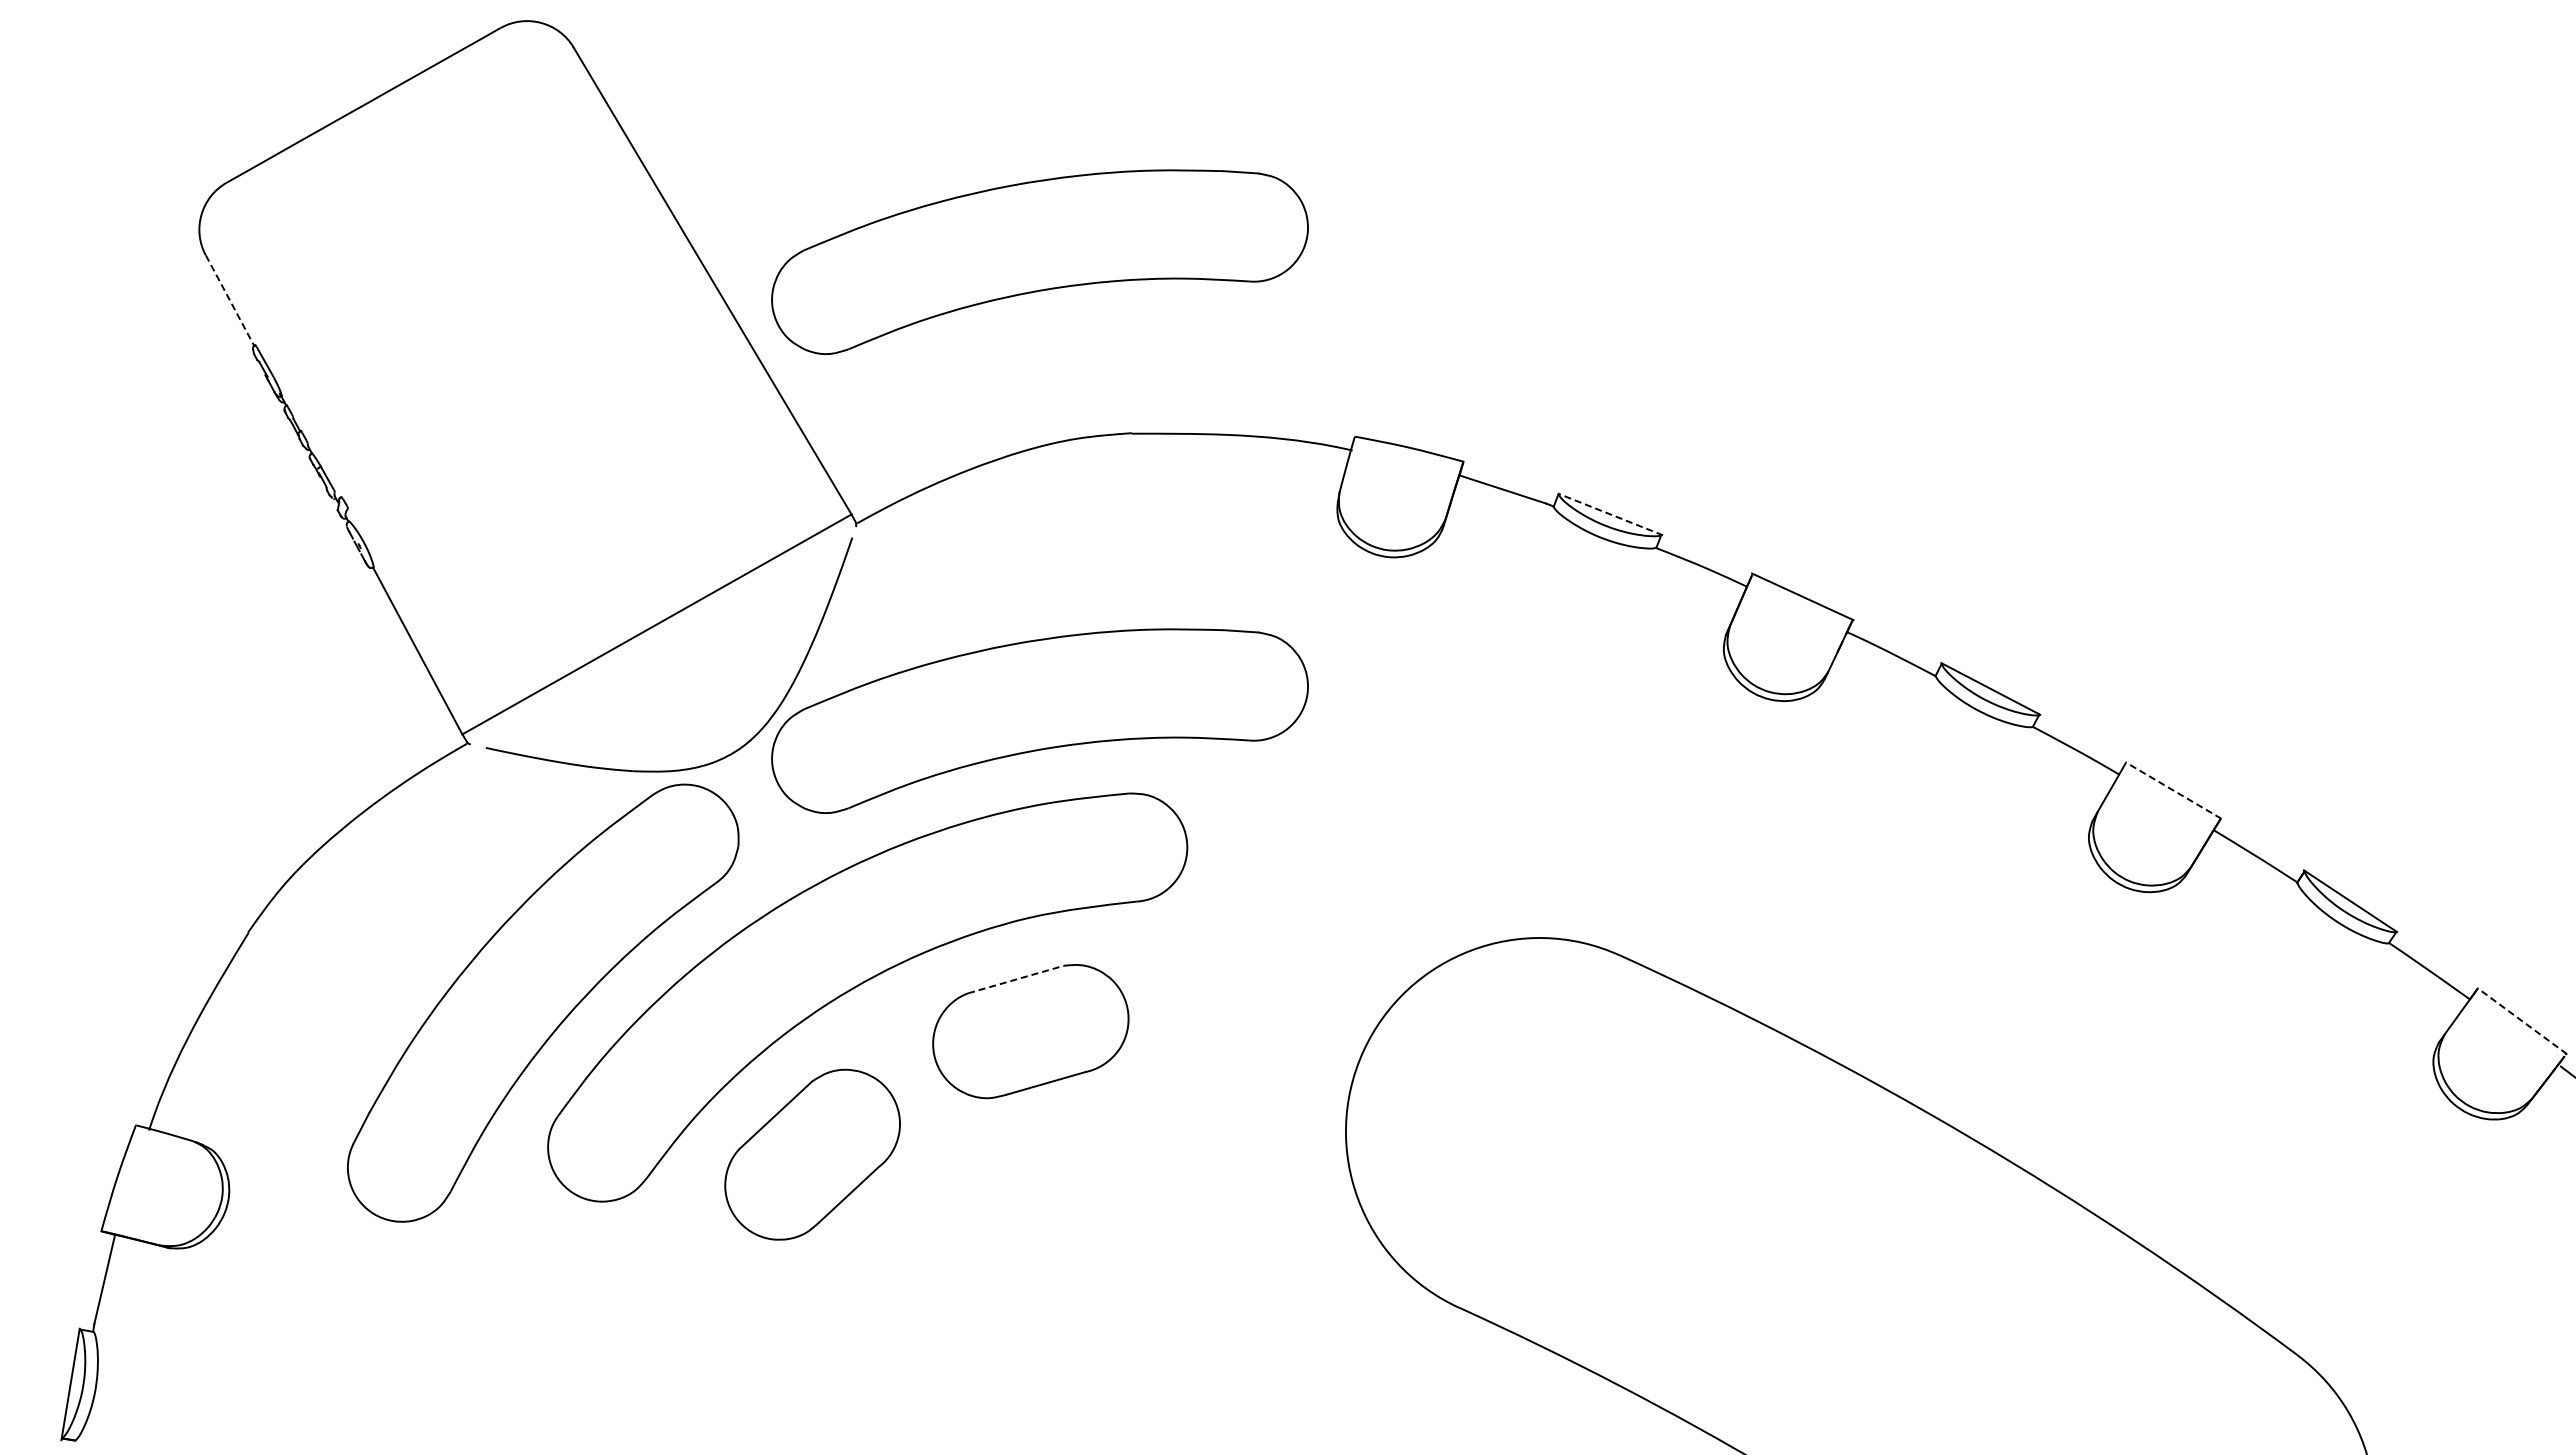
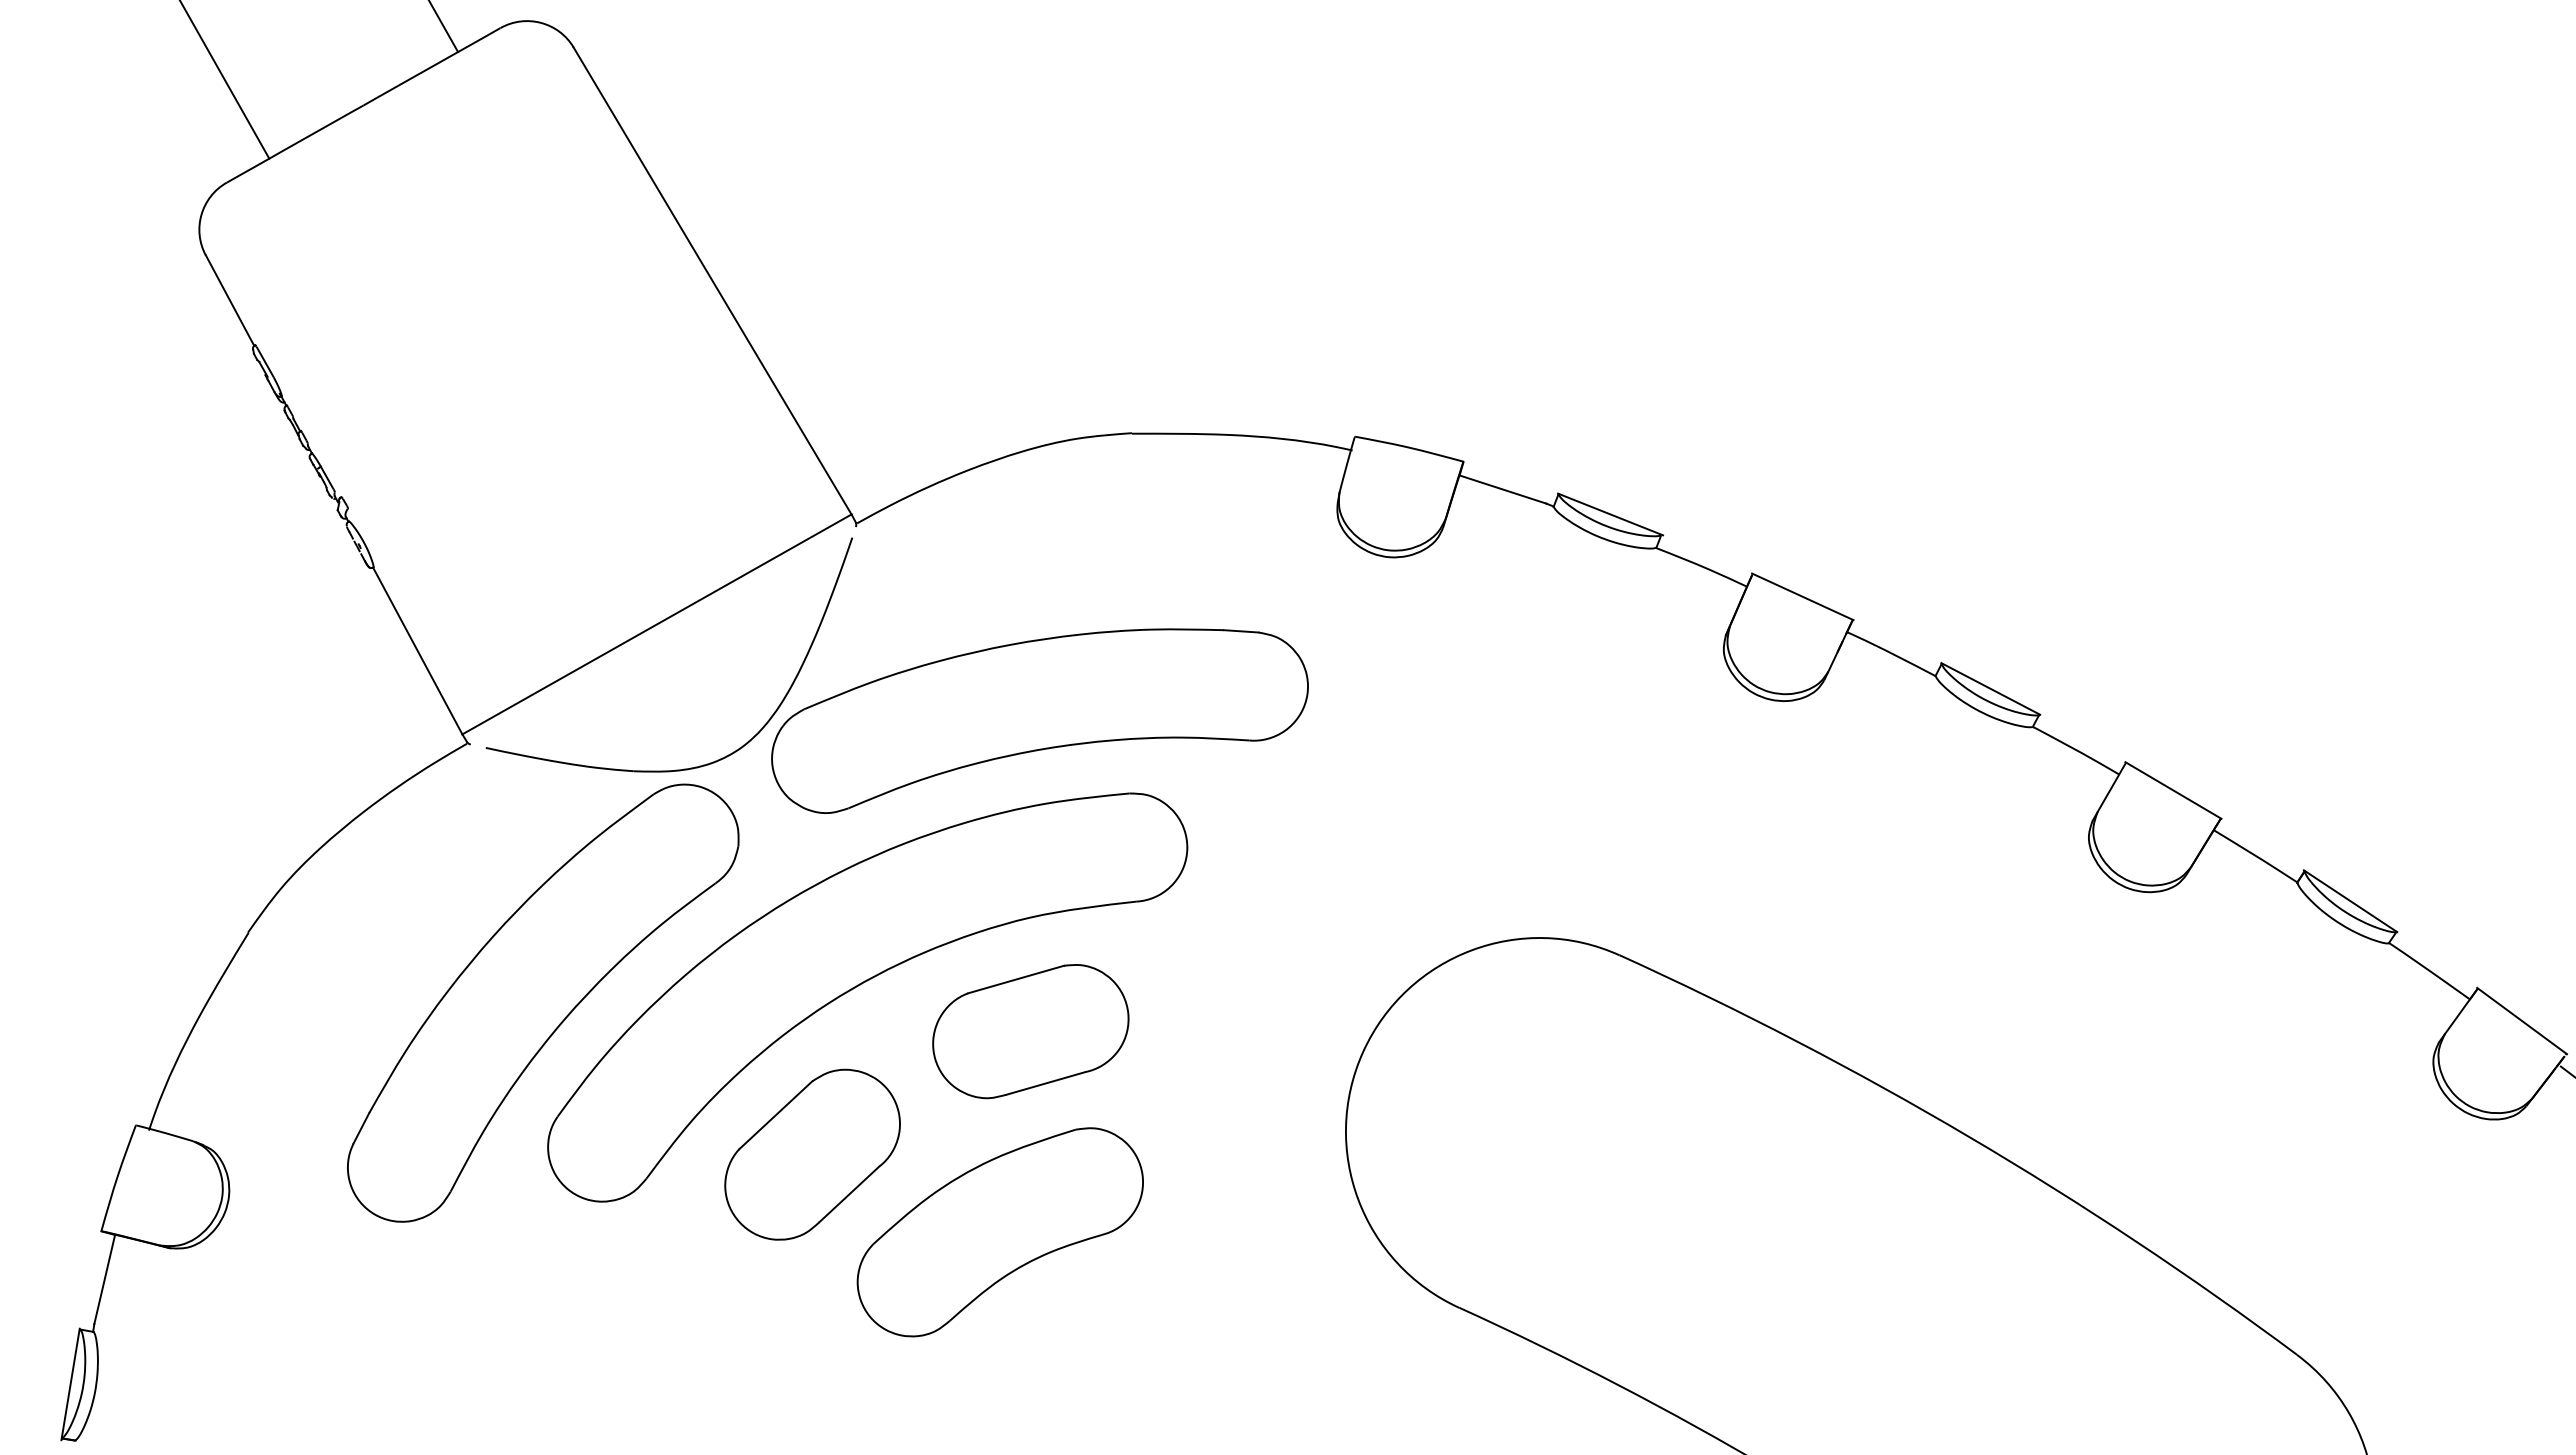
line: none -> present (444, 27)
line: none -> present (225, 80)
part: present -> none (1039, 261)
line: dashed -> solid (230, 301)
line: dashed -> solid (1610, 514)
line: dashed -> solid (2173, 790)
line: dashed -> solid (1015, 979)
line: dashed -> solid (2522, 1021)
part: none -> present (999, 1232)
